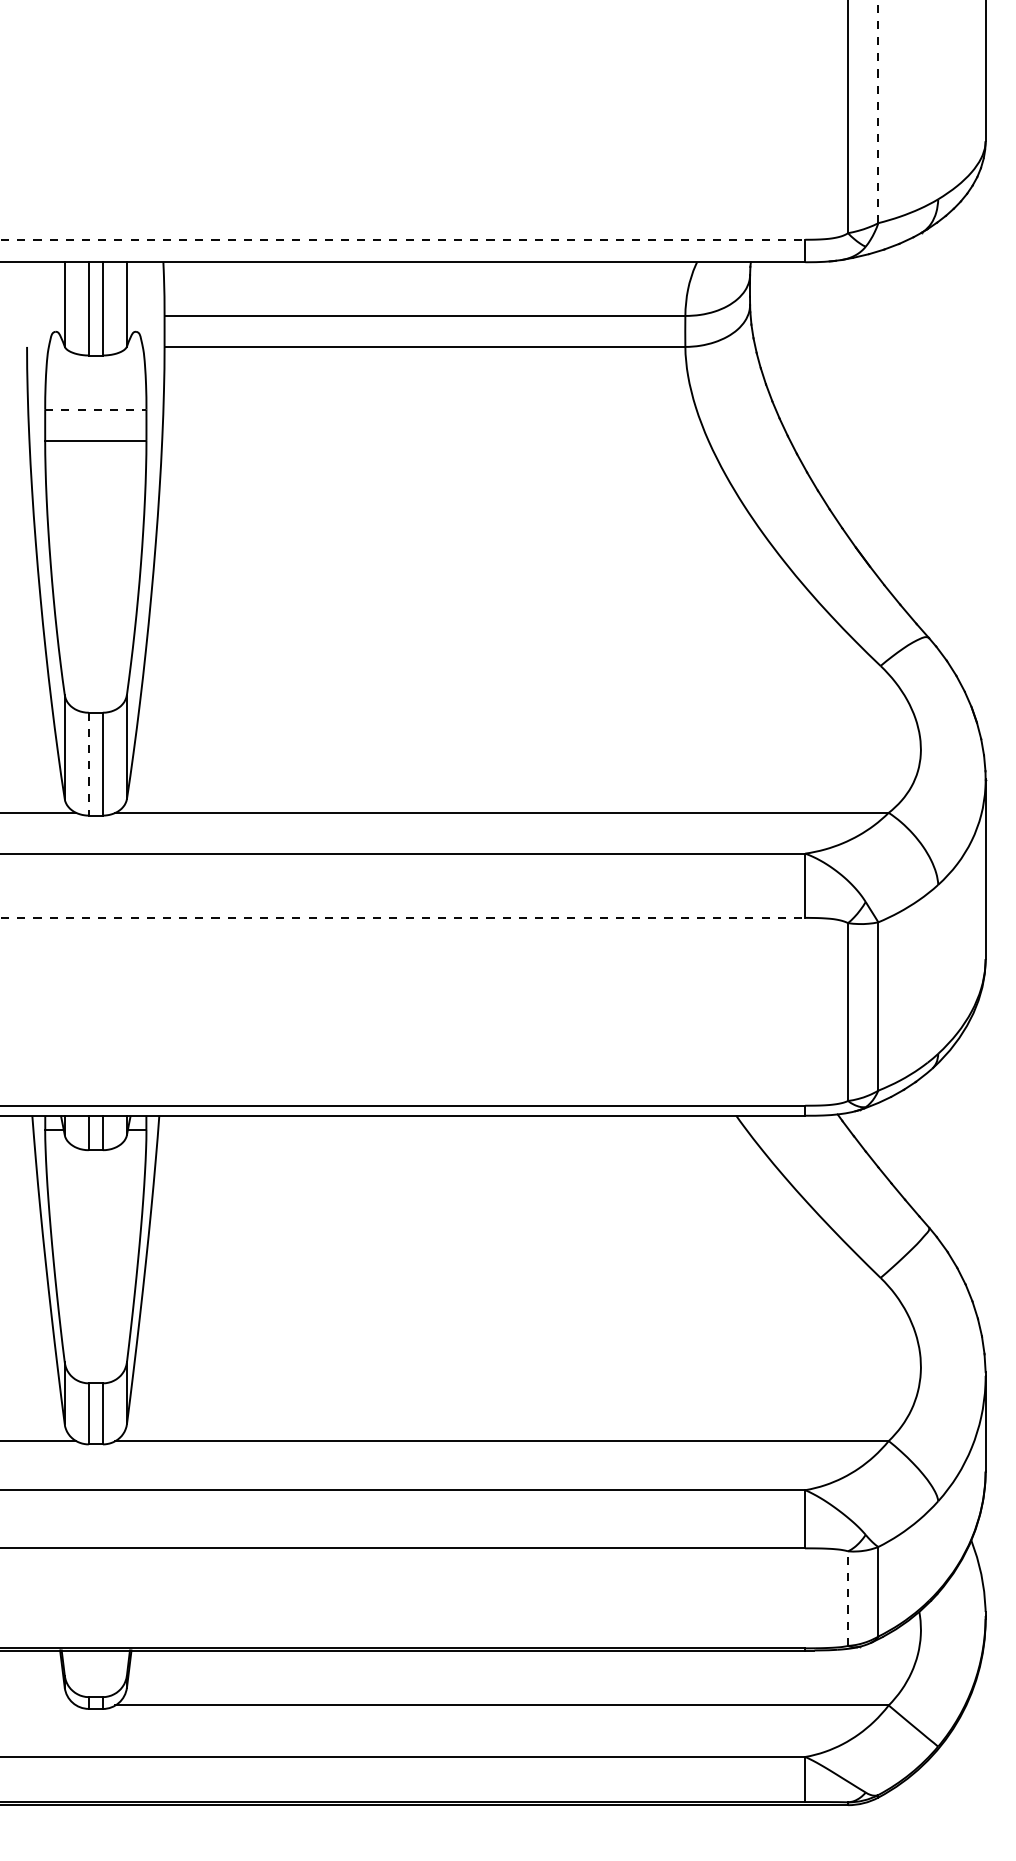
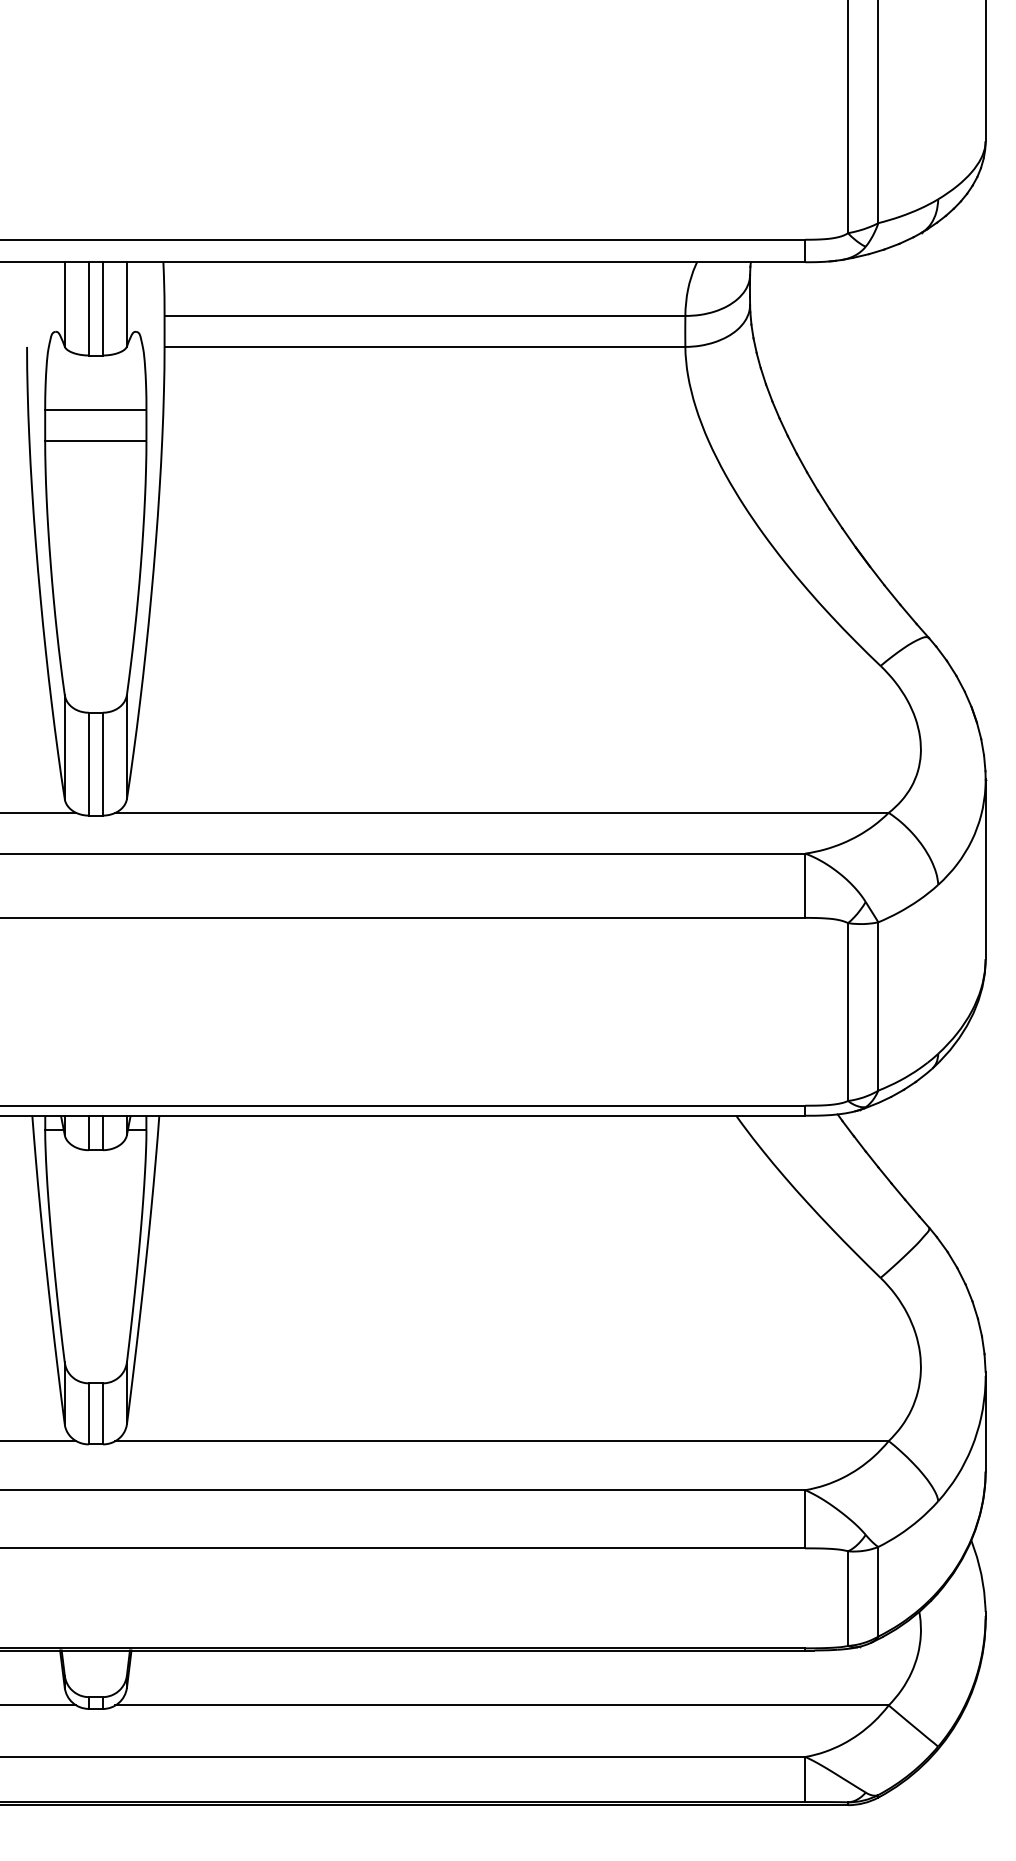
line: dashed -> solid (878, 111)
line: dashed -> solid (403, 239)
line: dashed -> solid (95, 409)
line: dashed -> solid (88, 764)
line: dashed -> solid (403, 917)
line: dashed -> solid (848, 1598)
line: none -> present (39, 1705)
